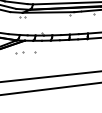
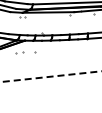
line: solid -> dashed (51, 76)
line: present -> none (50, 88)
